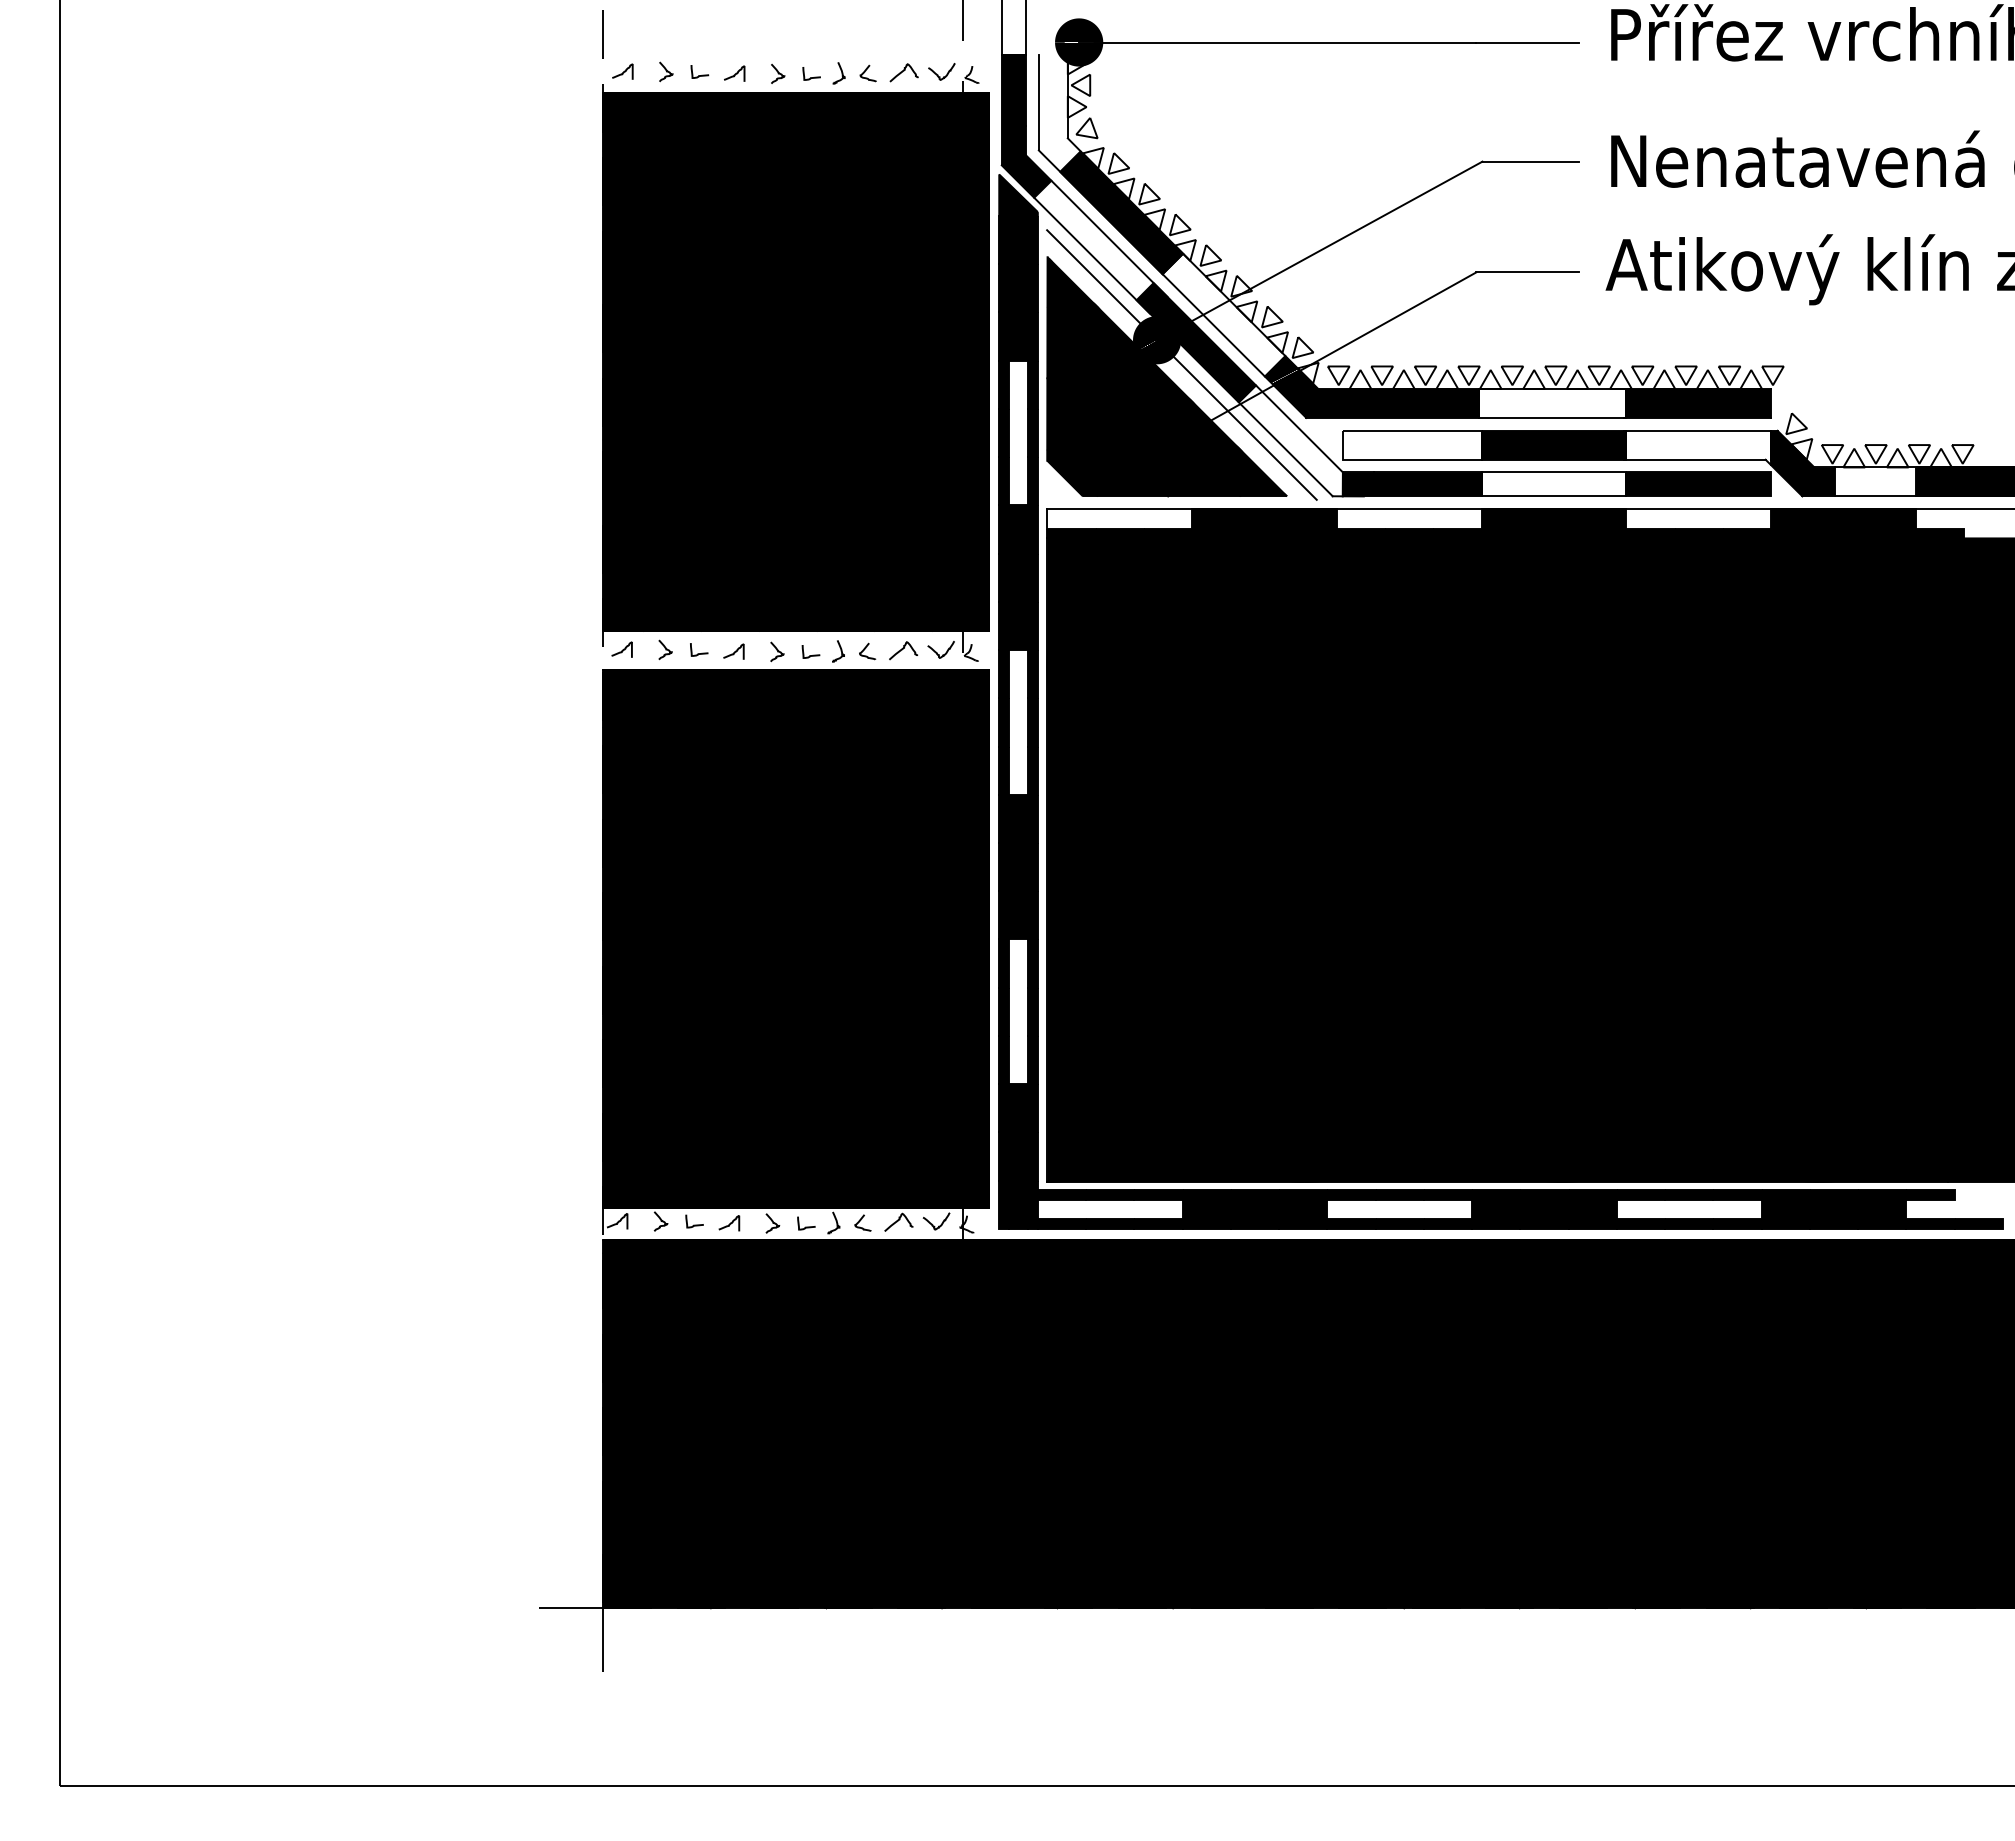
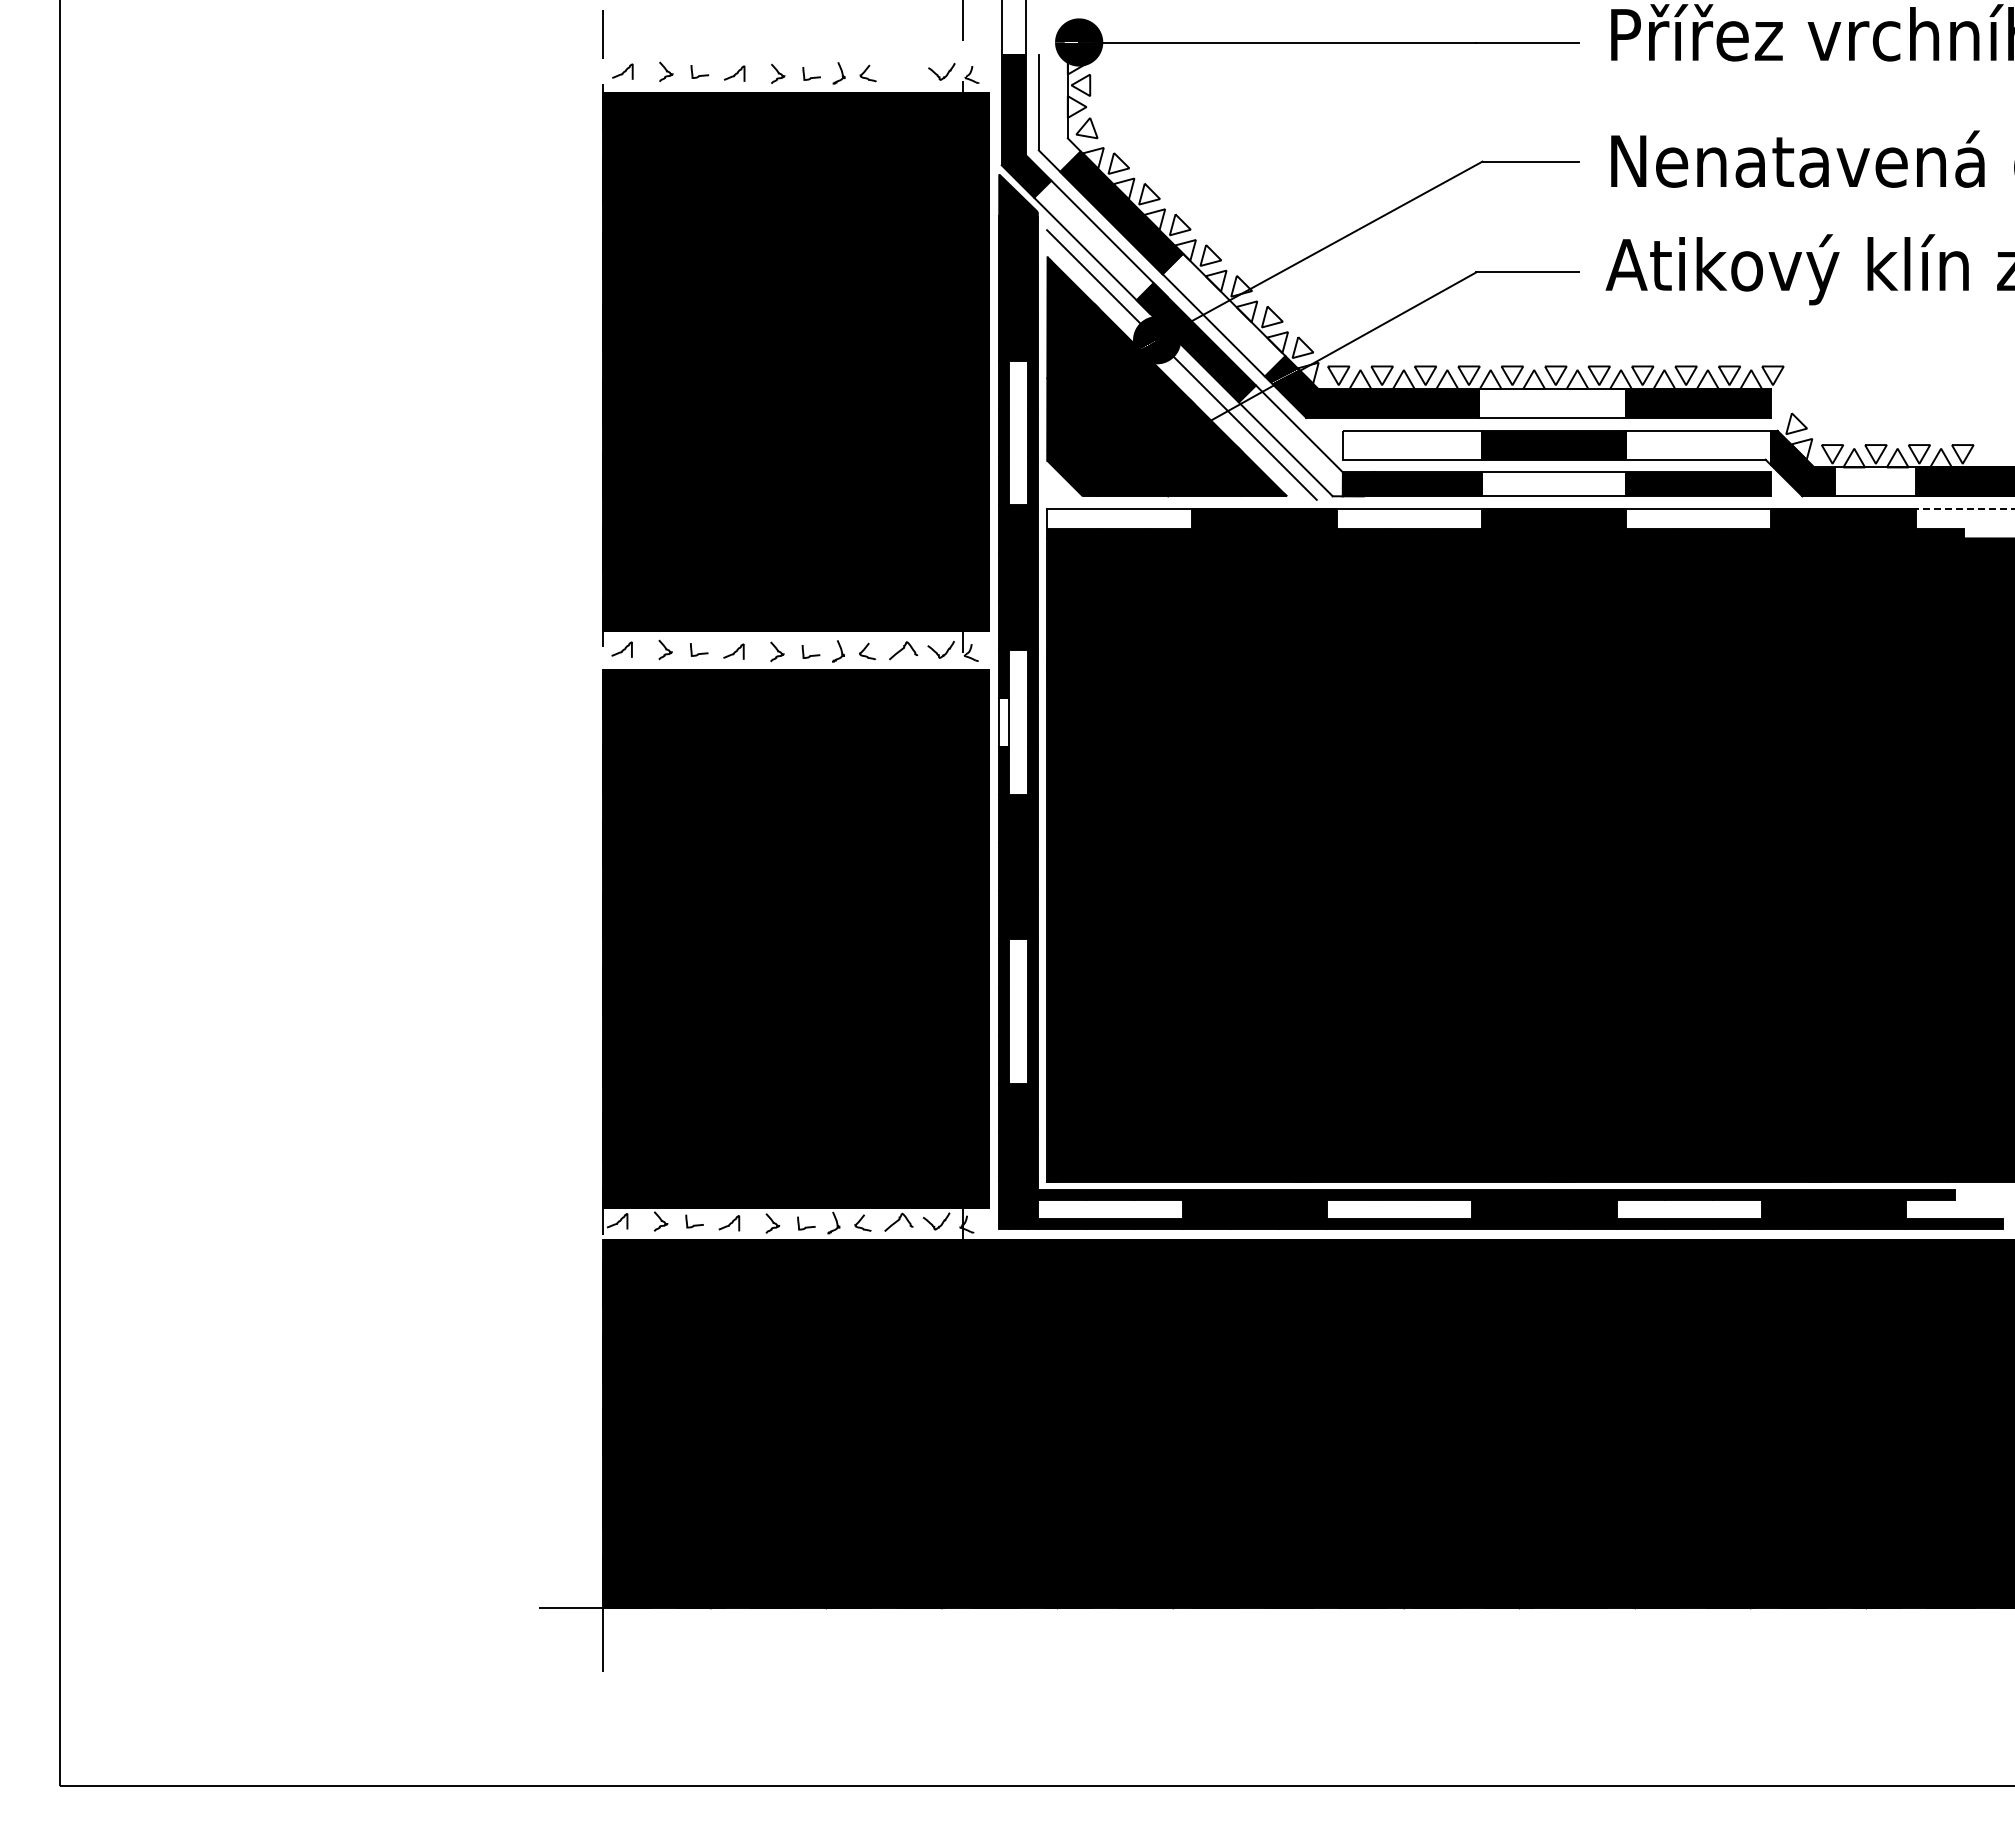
curve: present -> none (903, 71)
line: solid -> dashed (1964, 509)
fill: present -> none (1003, 722)
